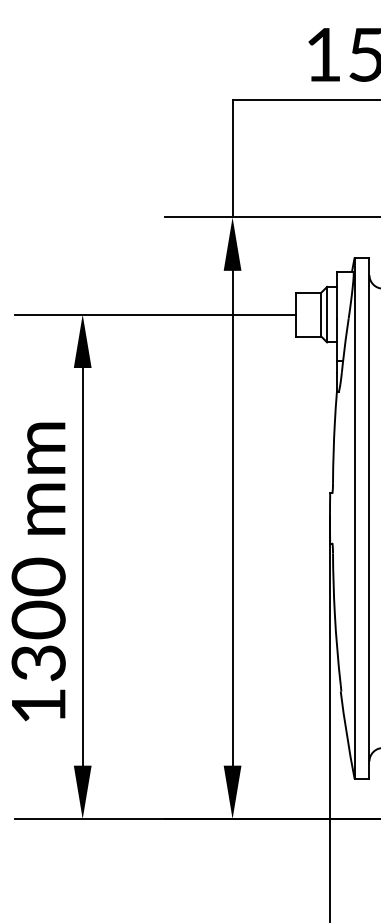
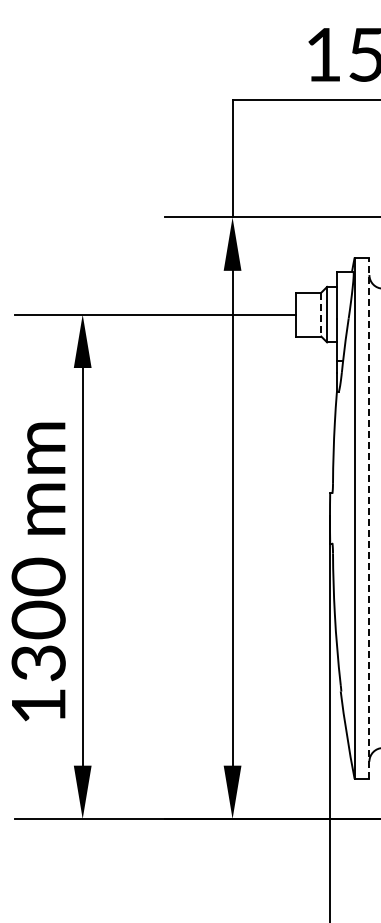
line: solid -> dashed (321, 314)
line: solid -> dashed (369, 518)
